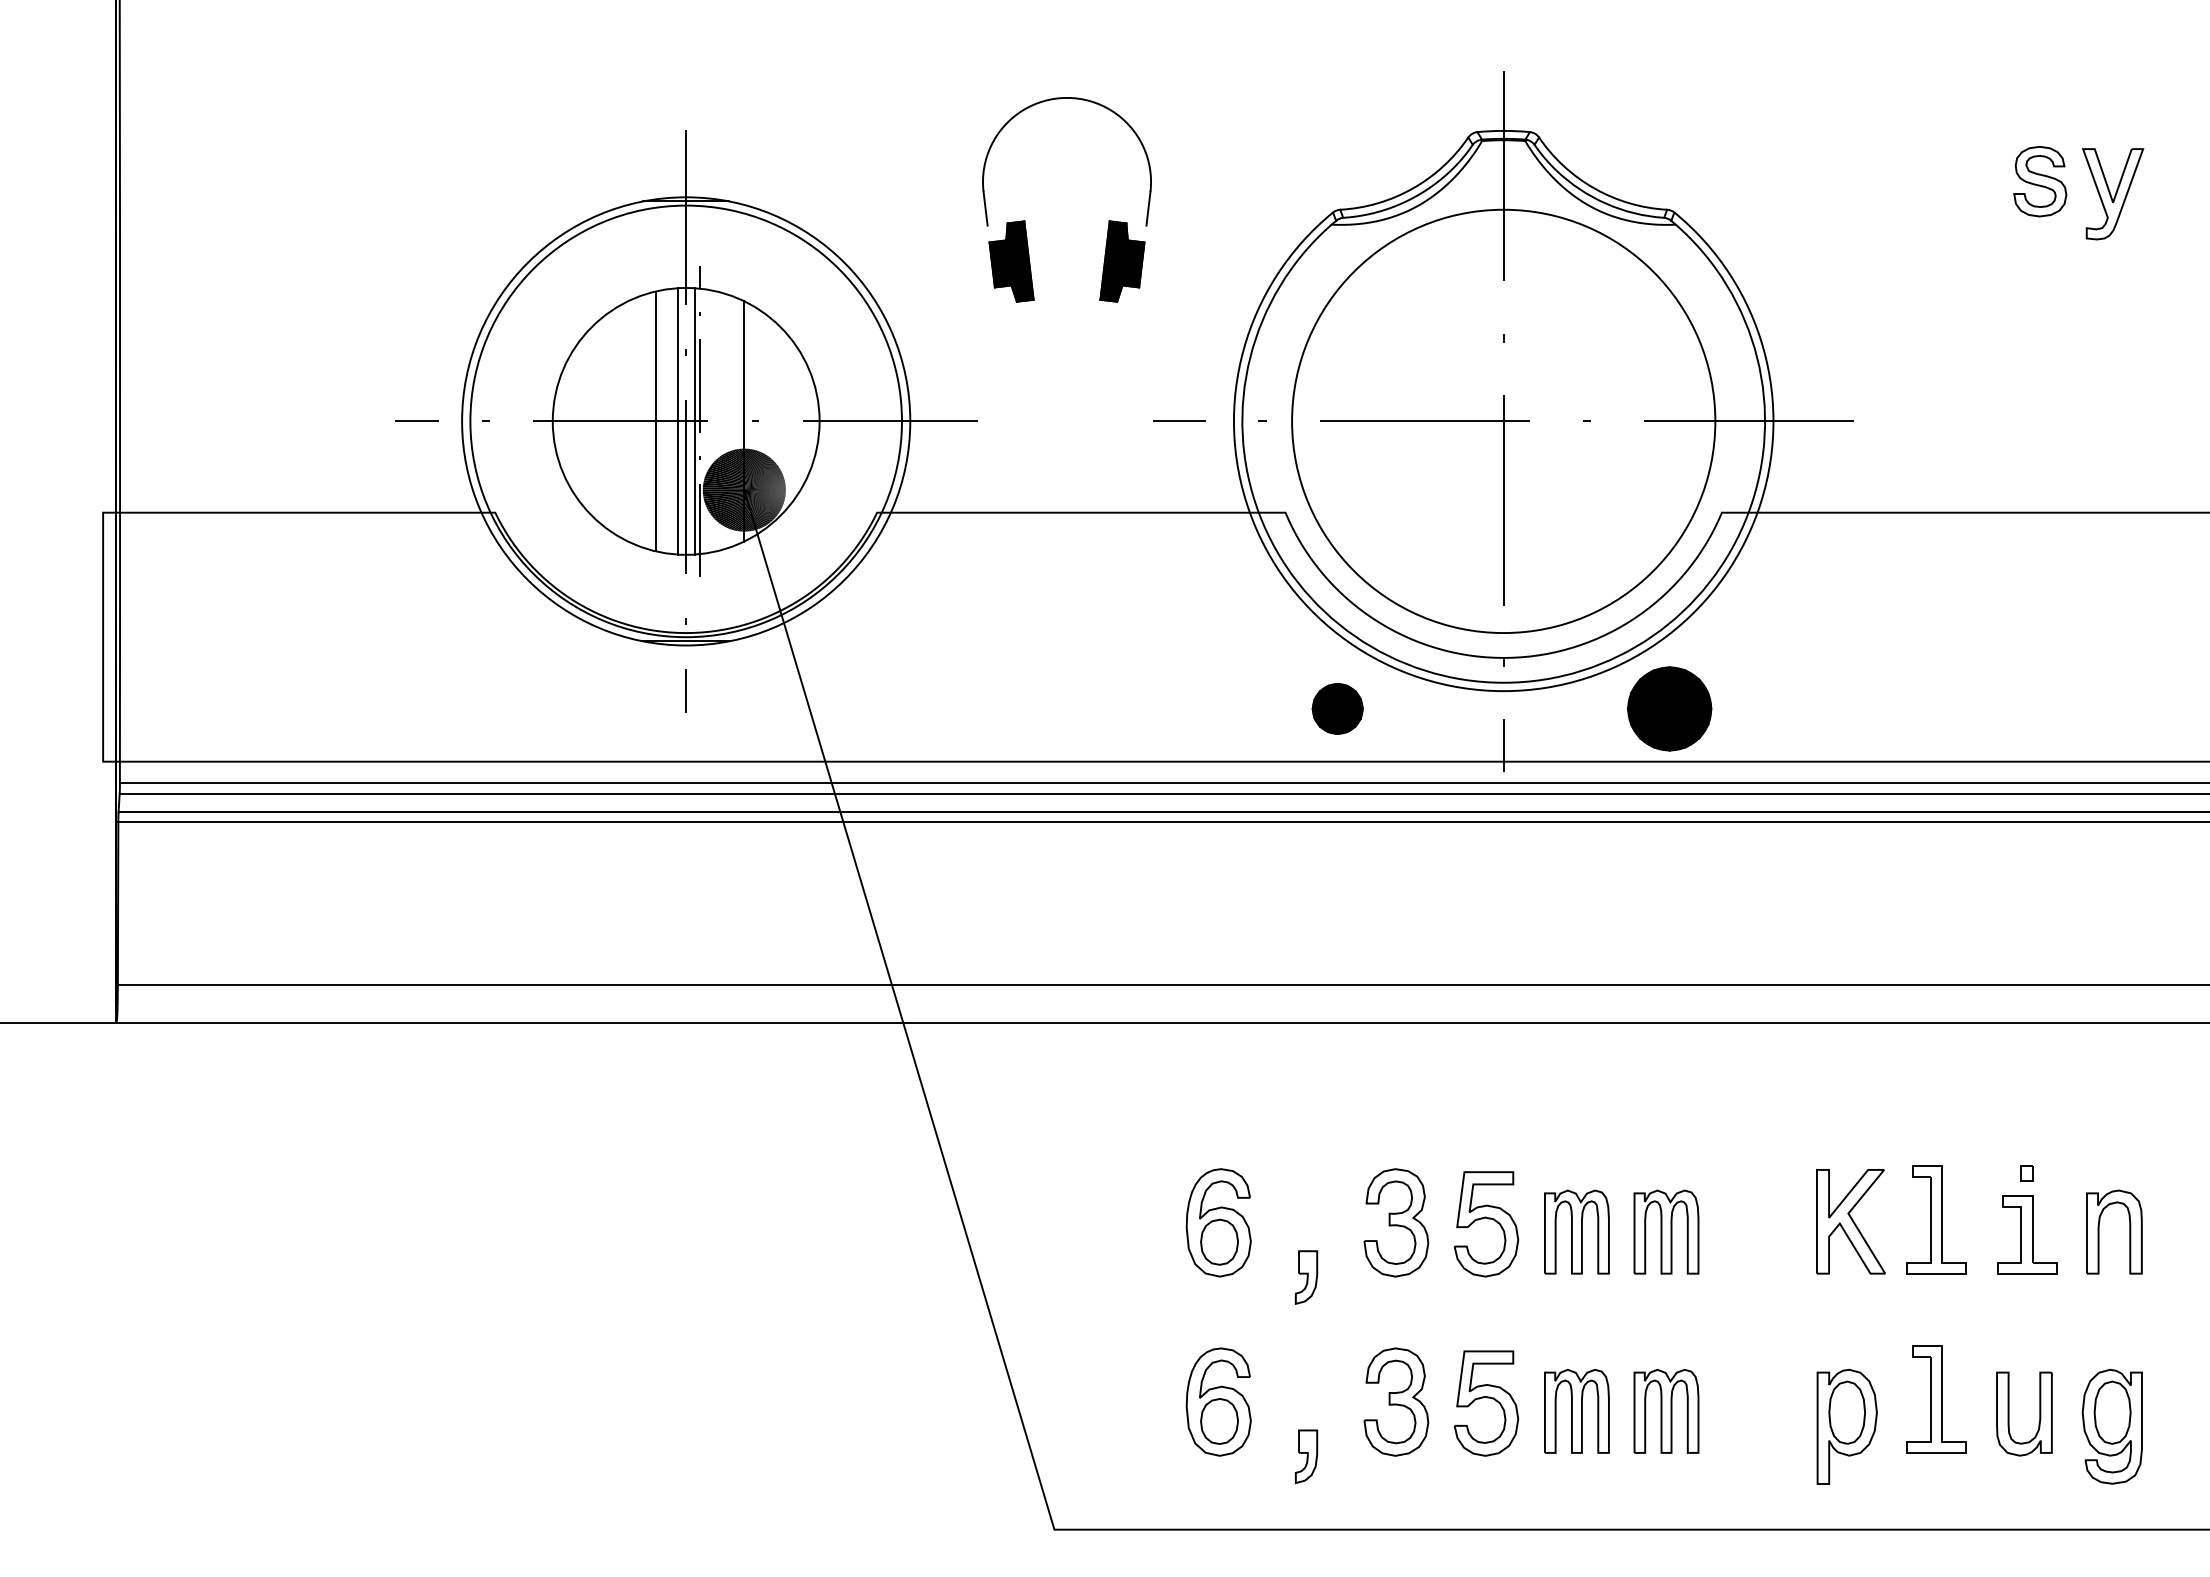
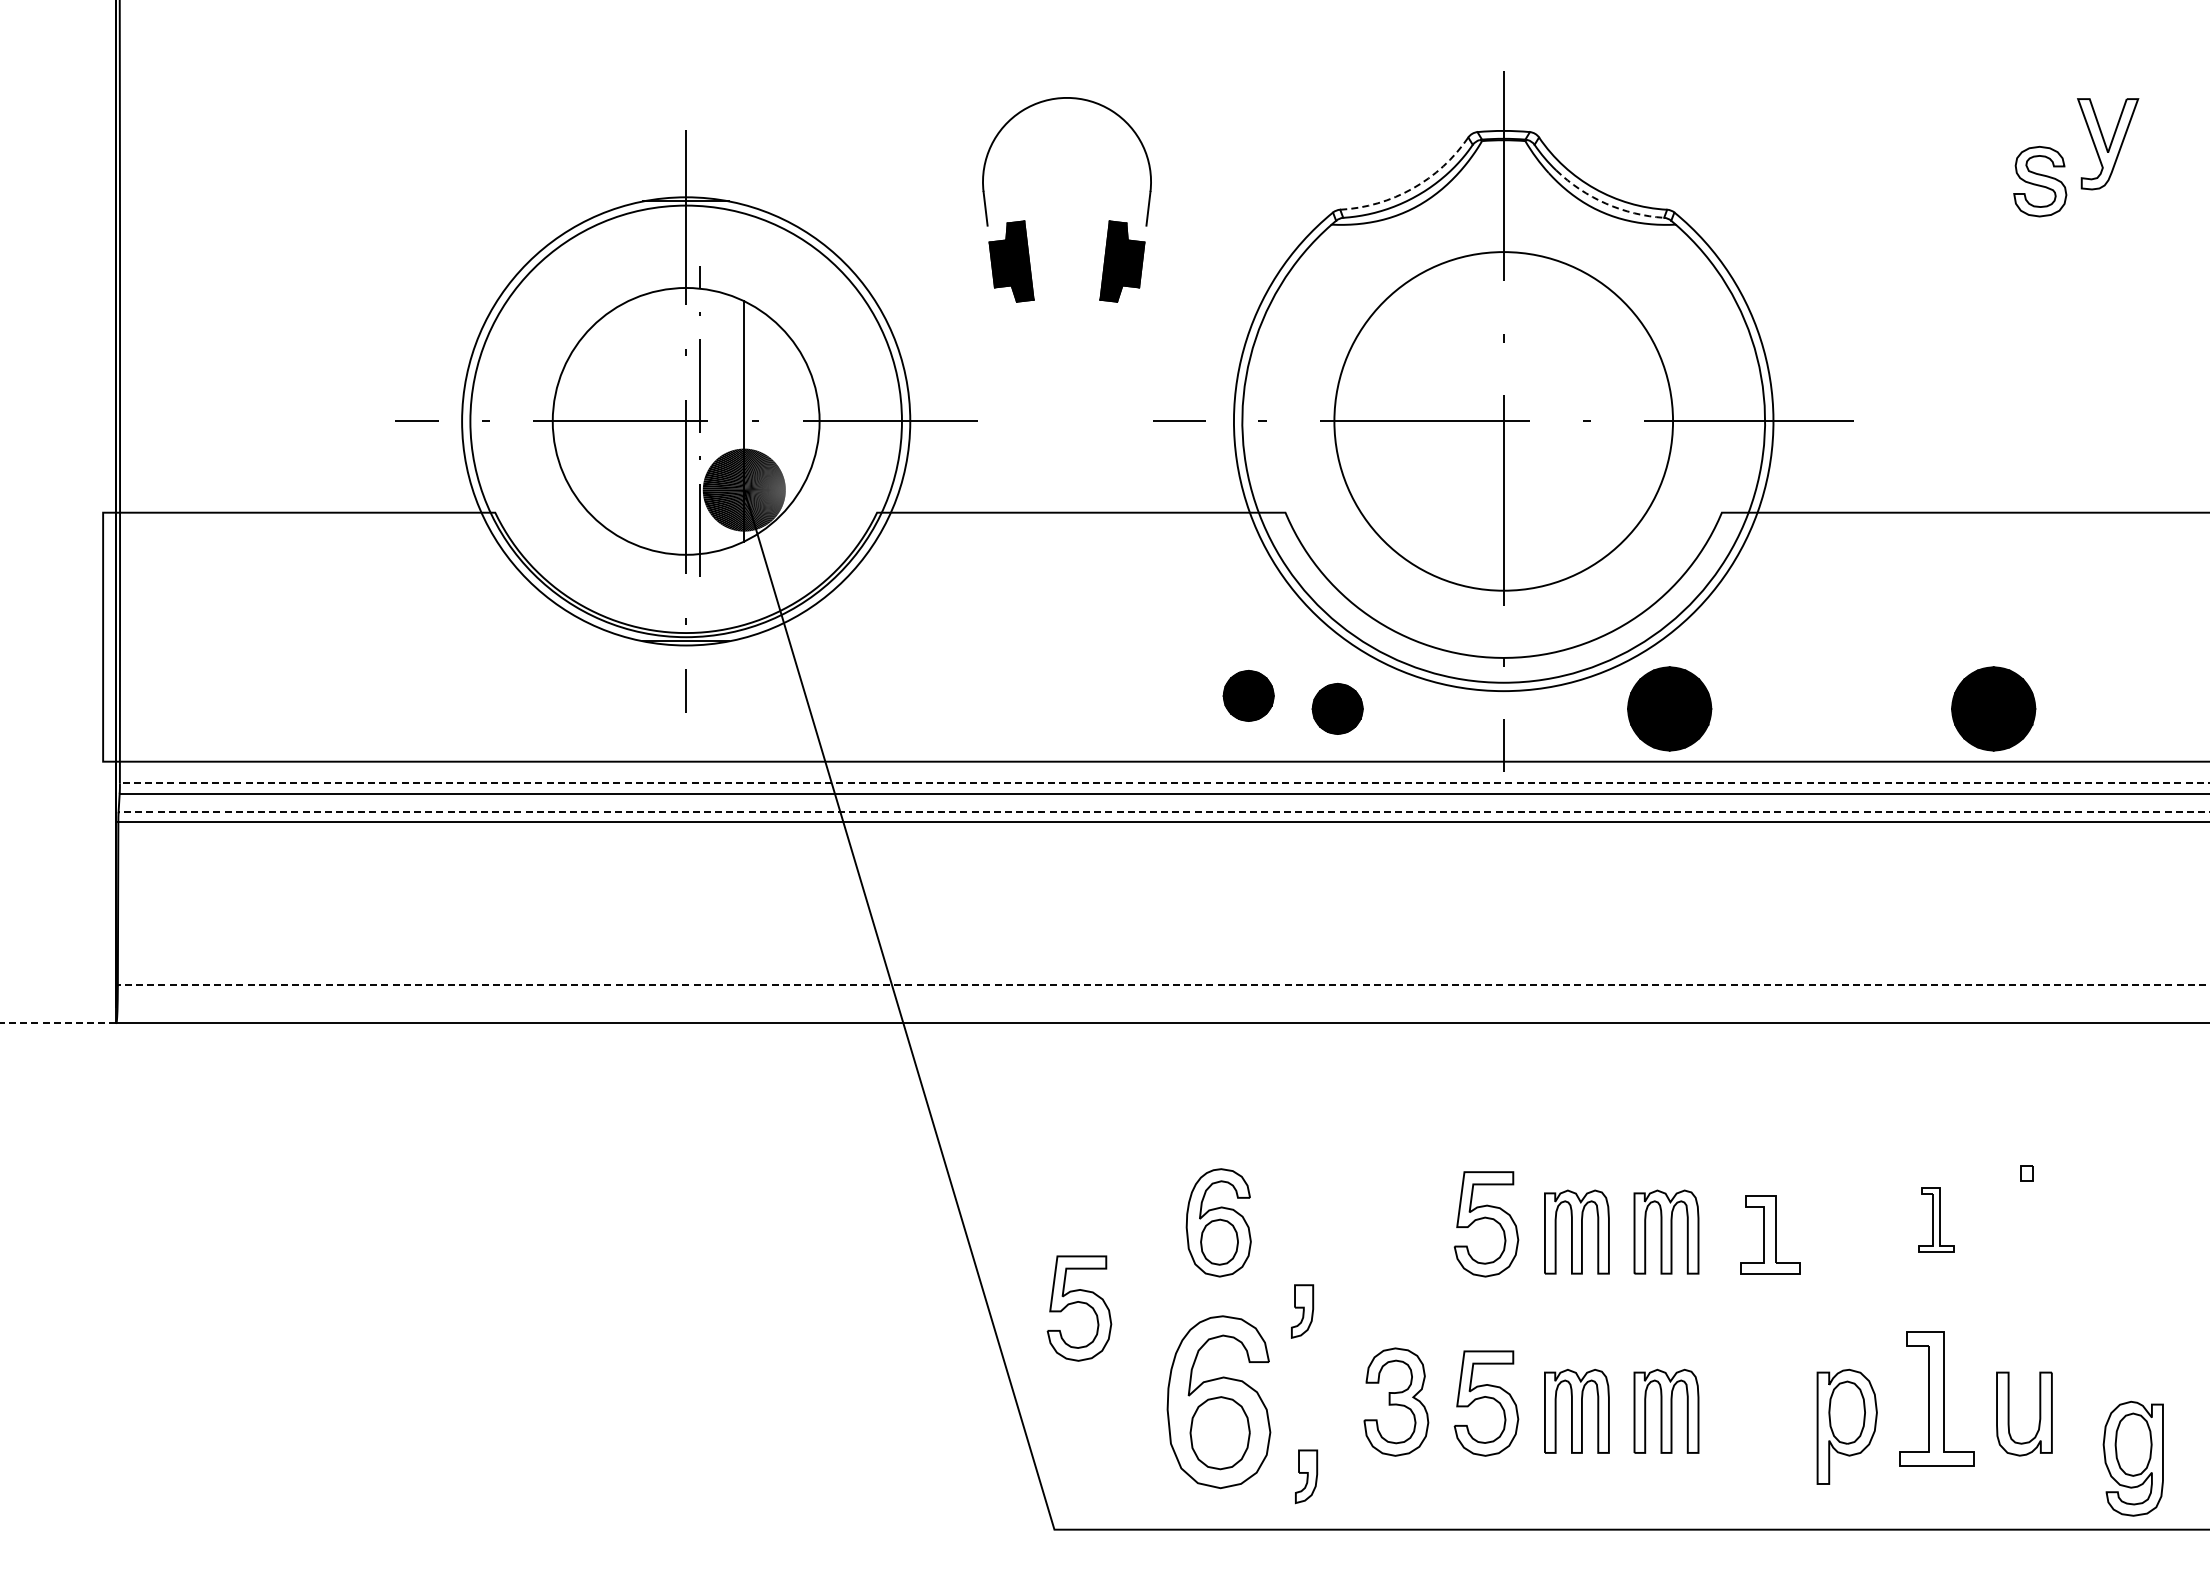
arc: solid -> dashed (1412, 188)
part position: (2113, 194) -> (2108, 144) (2108, 144)
arc: solid -> dashed (1605, 203)
line: present -> none (655, 421)
line: present -> none (677, 421)
line: present -> none (694, 421)
circle diameter: 423 px -> 339 px (1503, 421)
part: none -> present (1248, 695)
part: none -> present (1993, 708)
line: solid -> dashed (1164, 783)
line: solid -> dashed (1163, 812)
line: solid -> dashed (1162, 985)
line: solid -> dashed (58, 1023)
part size: 61x110 px -> 37x66 px (1936, 1219)
part: present -> none (1850, 1221)
part: present -> none (1396, 1222)
part: present -> none (2099, 1231)
part position: (2027, 1234) -> (1770, 1234) (1770, 1234)
part position: (1306, 1277) -> (1302, 1311) (1302, 1311)
part: none -> present (1079, 1308)
part size: 61x109 px -> 76x136 px (1936, 1398)
part size: 67x110 px -> 106x175 px (1218, 1402)
part position: (2111, 1426) -> (2132, 1458) (2132, 1458)
part position: (1306, 1456) -> (1306, 1476) (1306, 1476)
